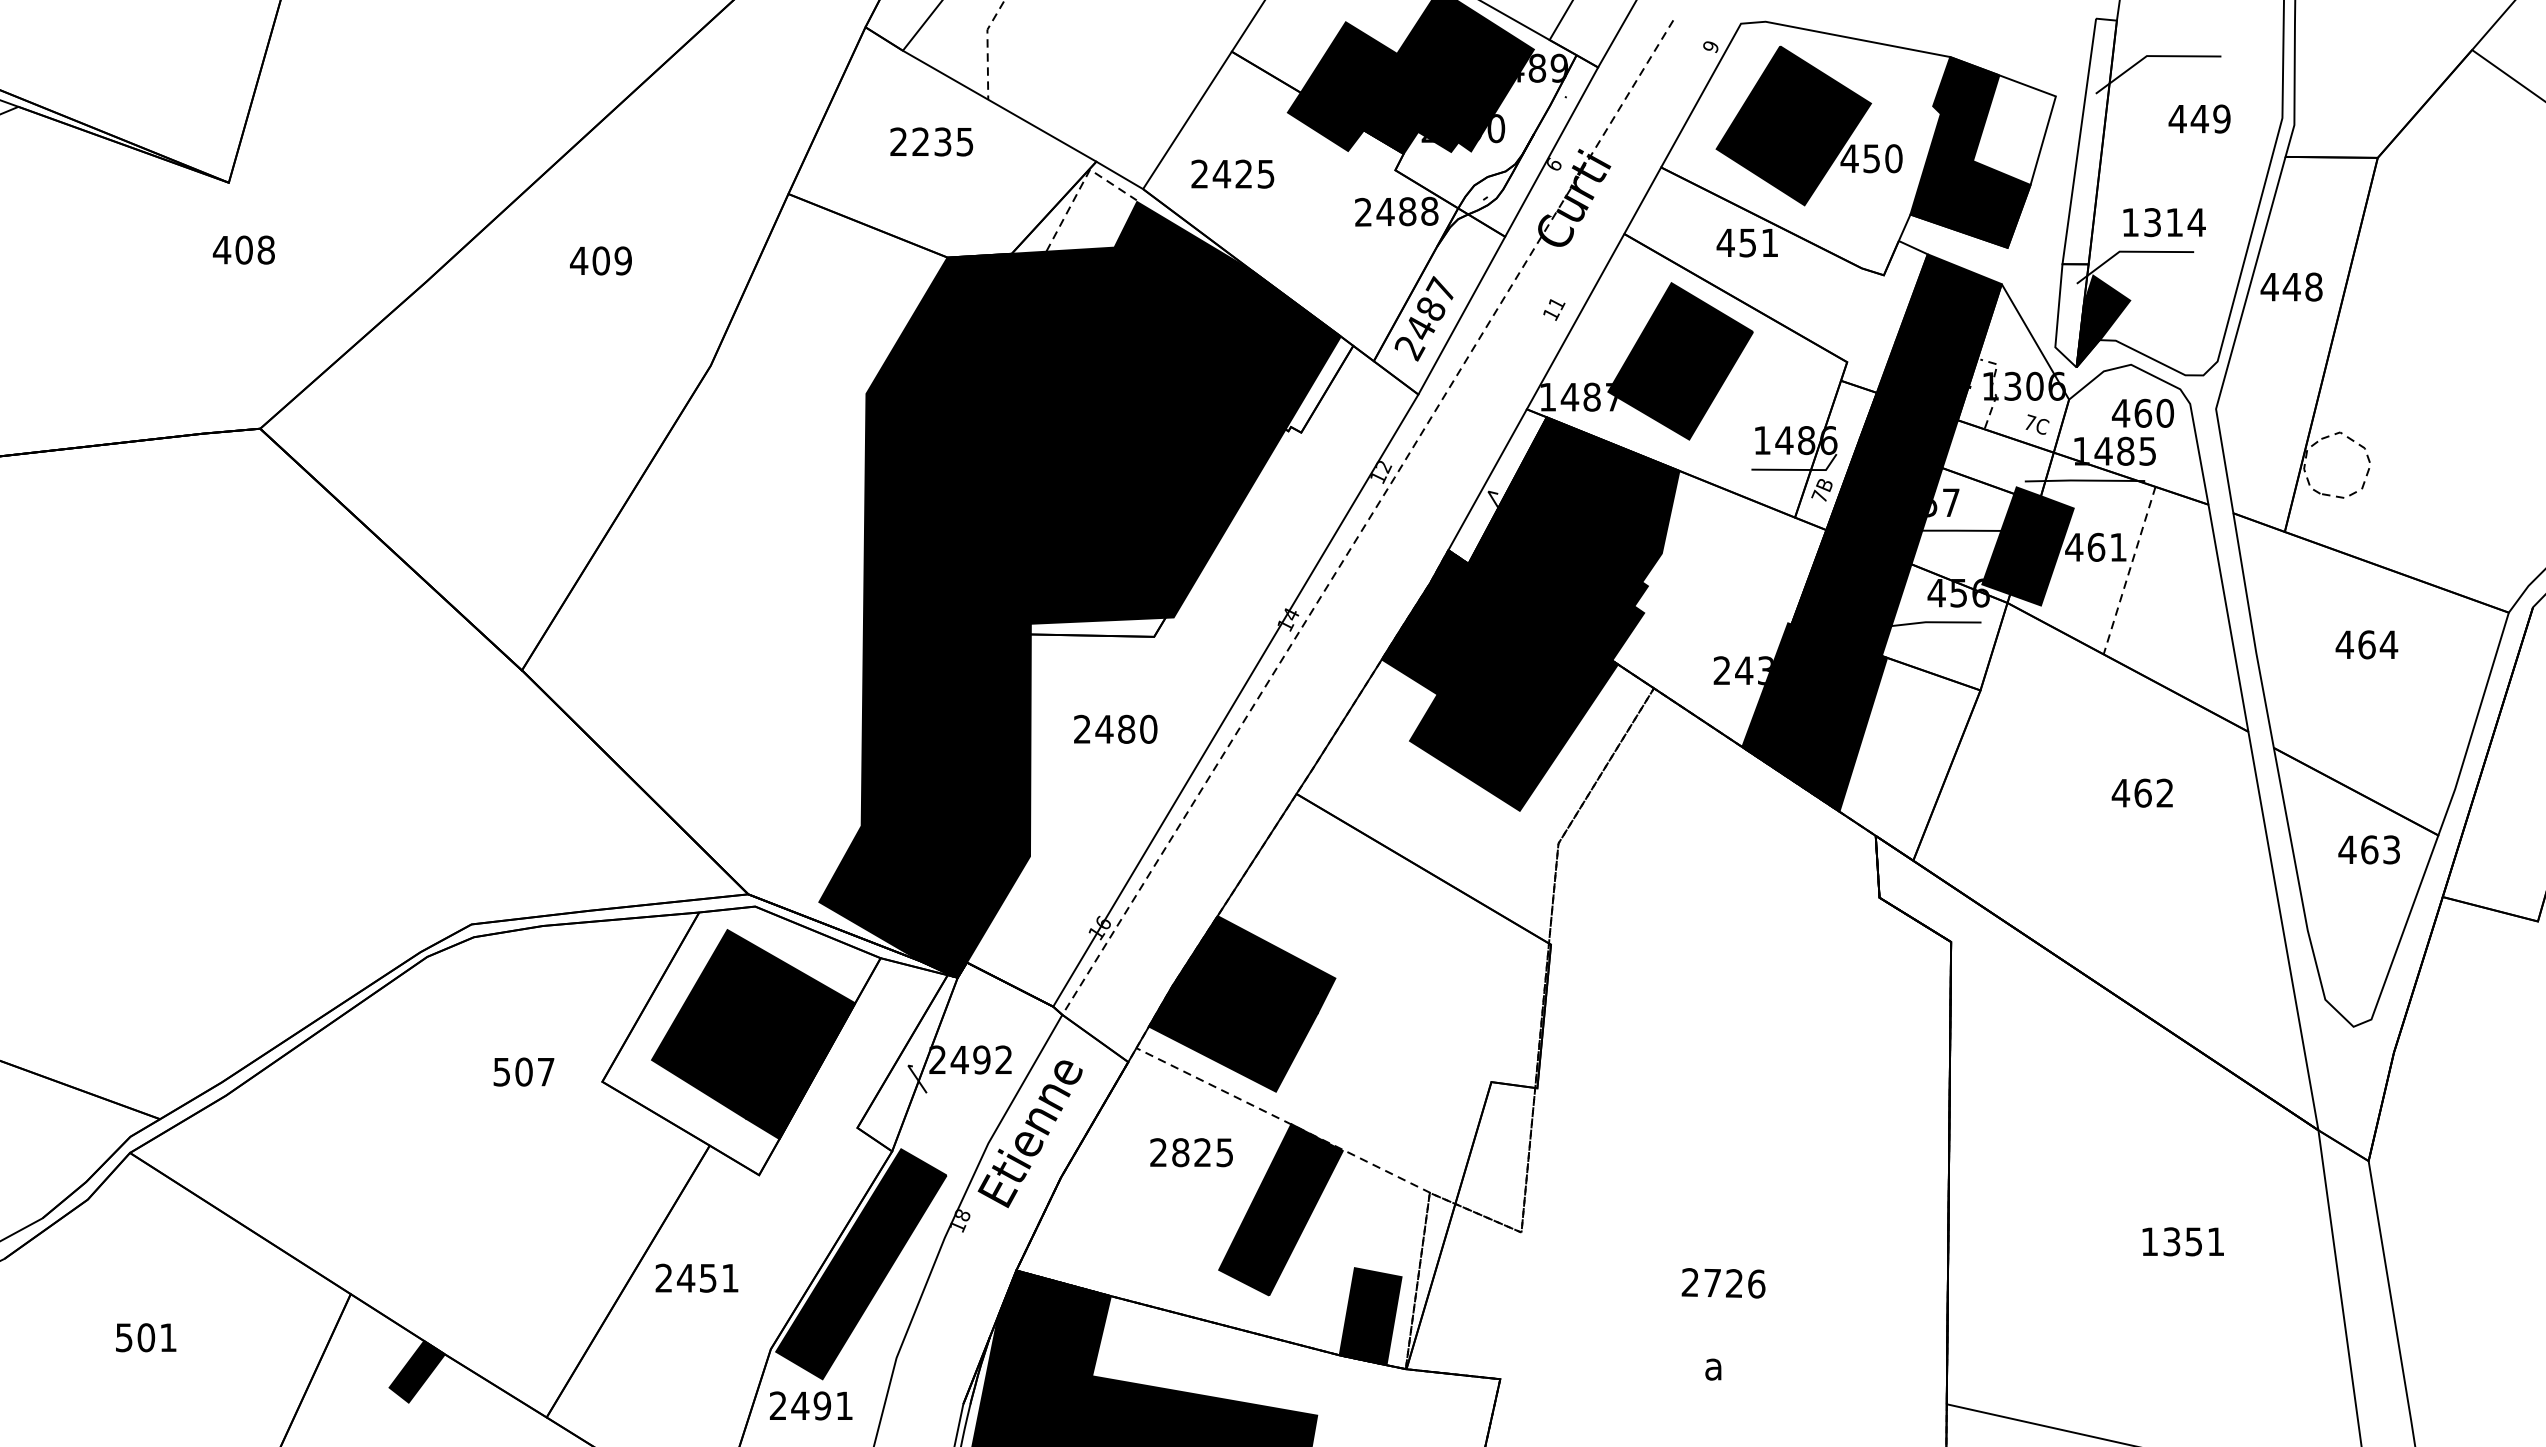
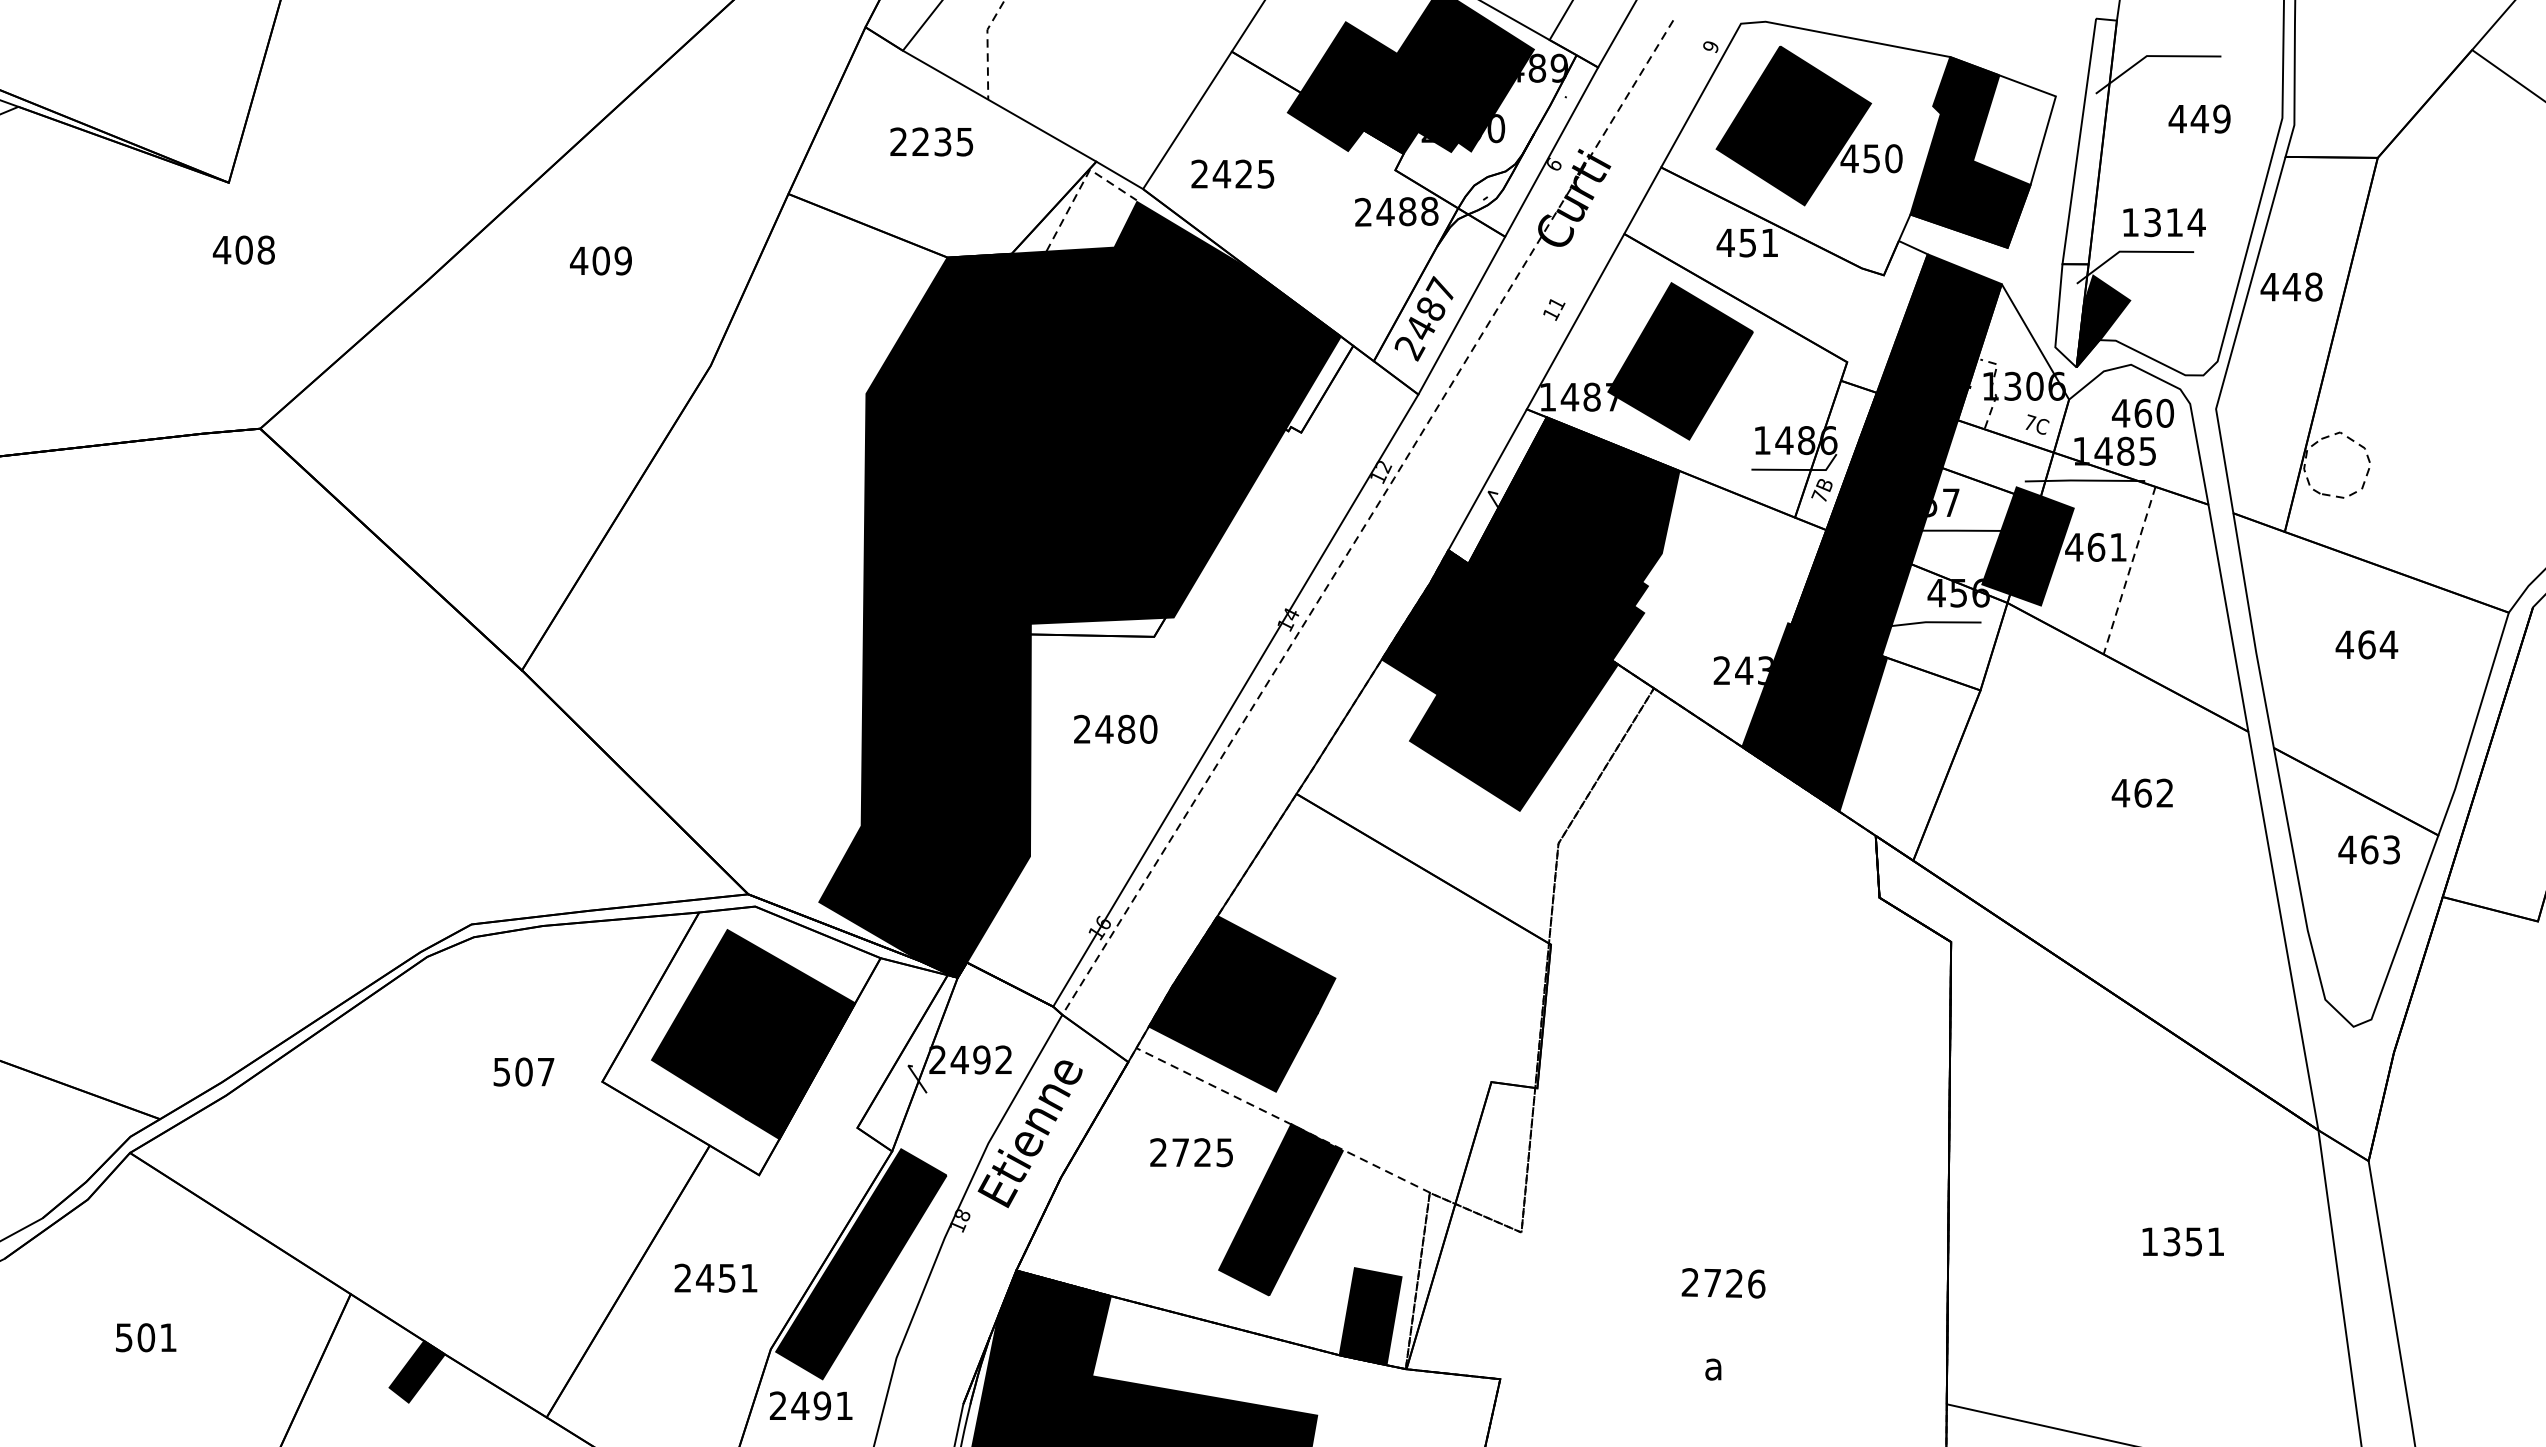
text: 2825 -> 2725 (1180, 1152)
text position: (696, 1277) -> (715, 1277) (715, 1277)
